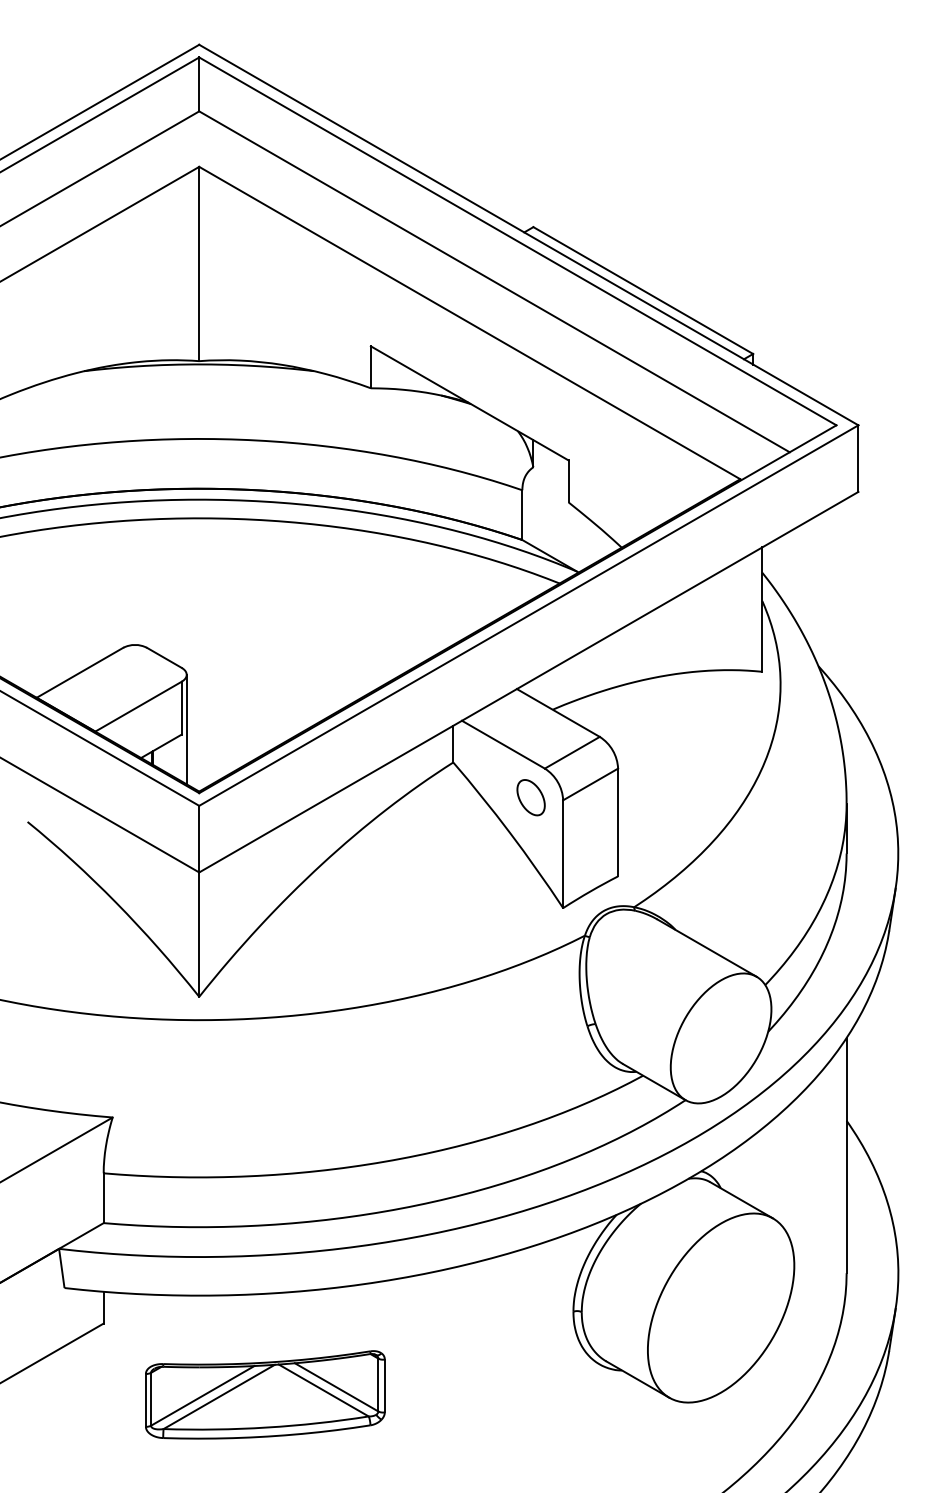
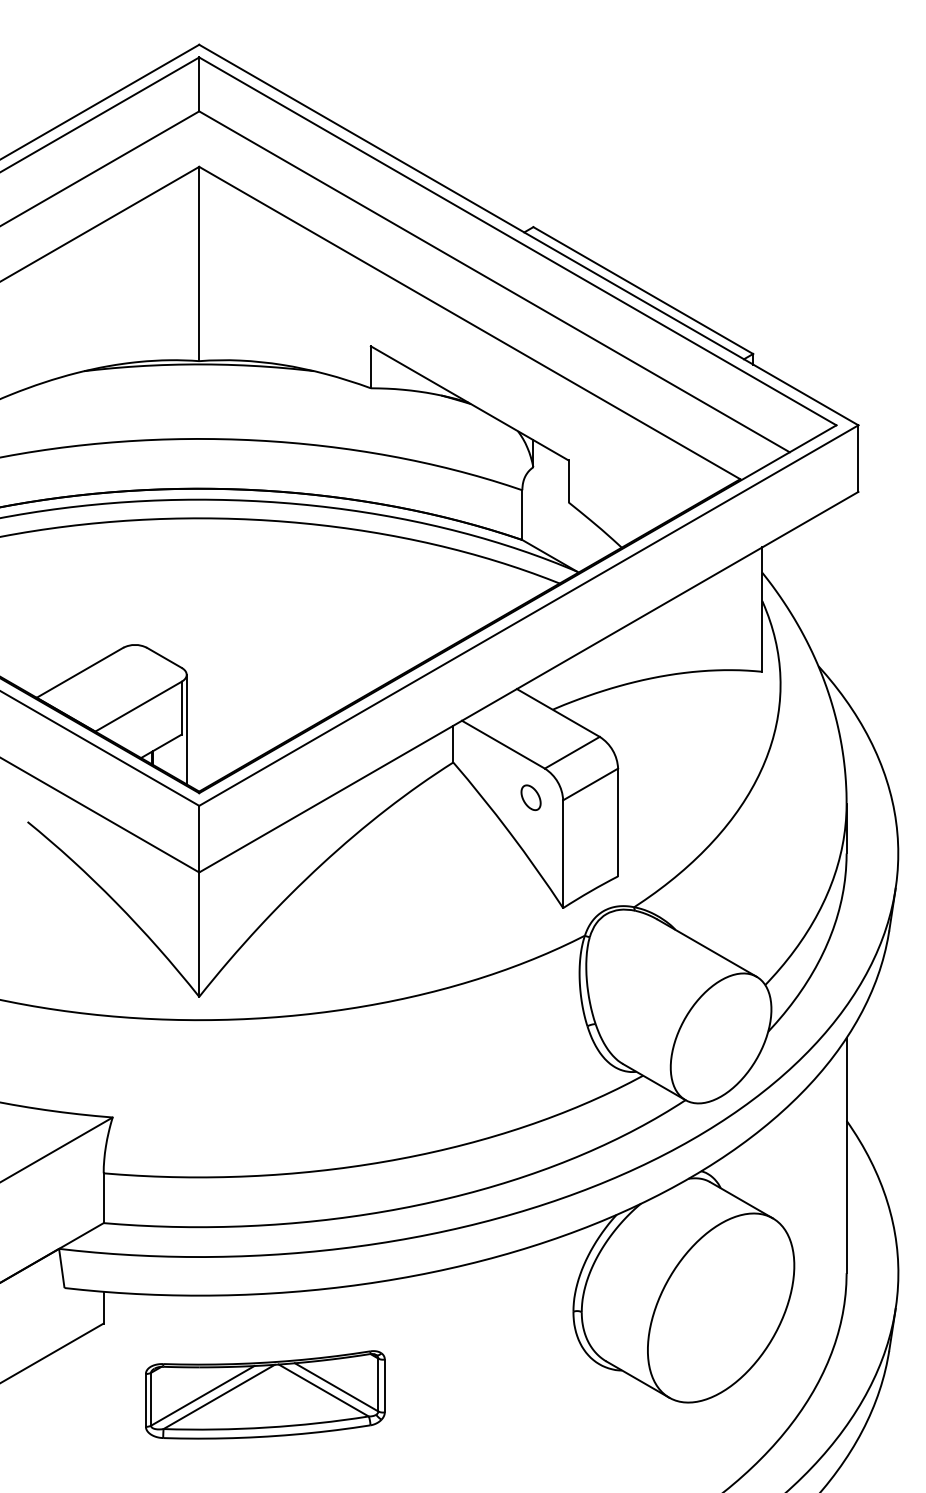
part size: 30x38 px -> 22x28 px (530, 797)
